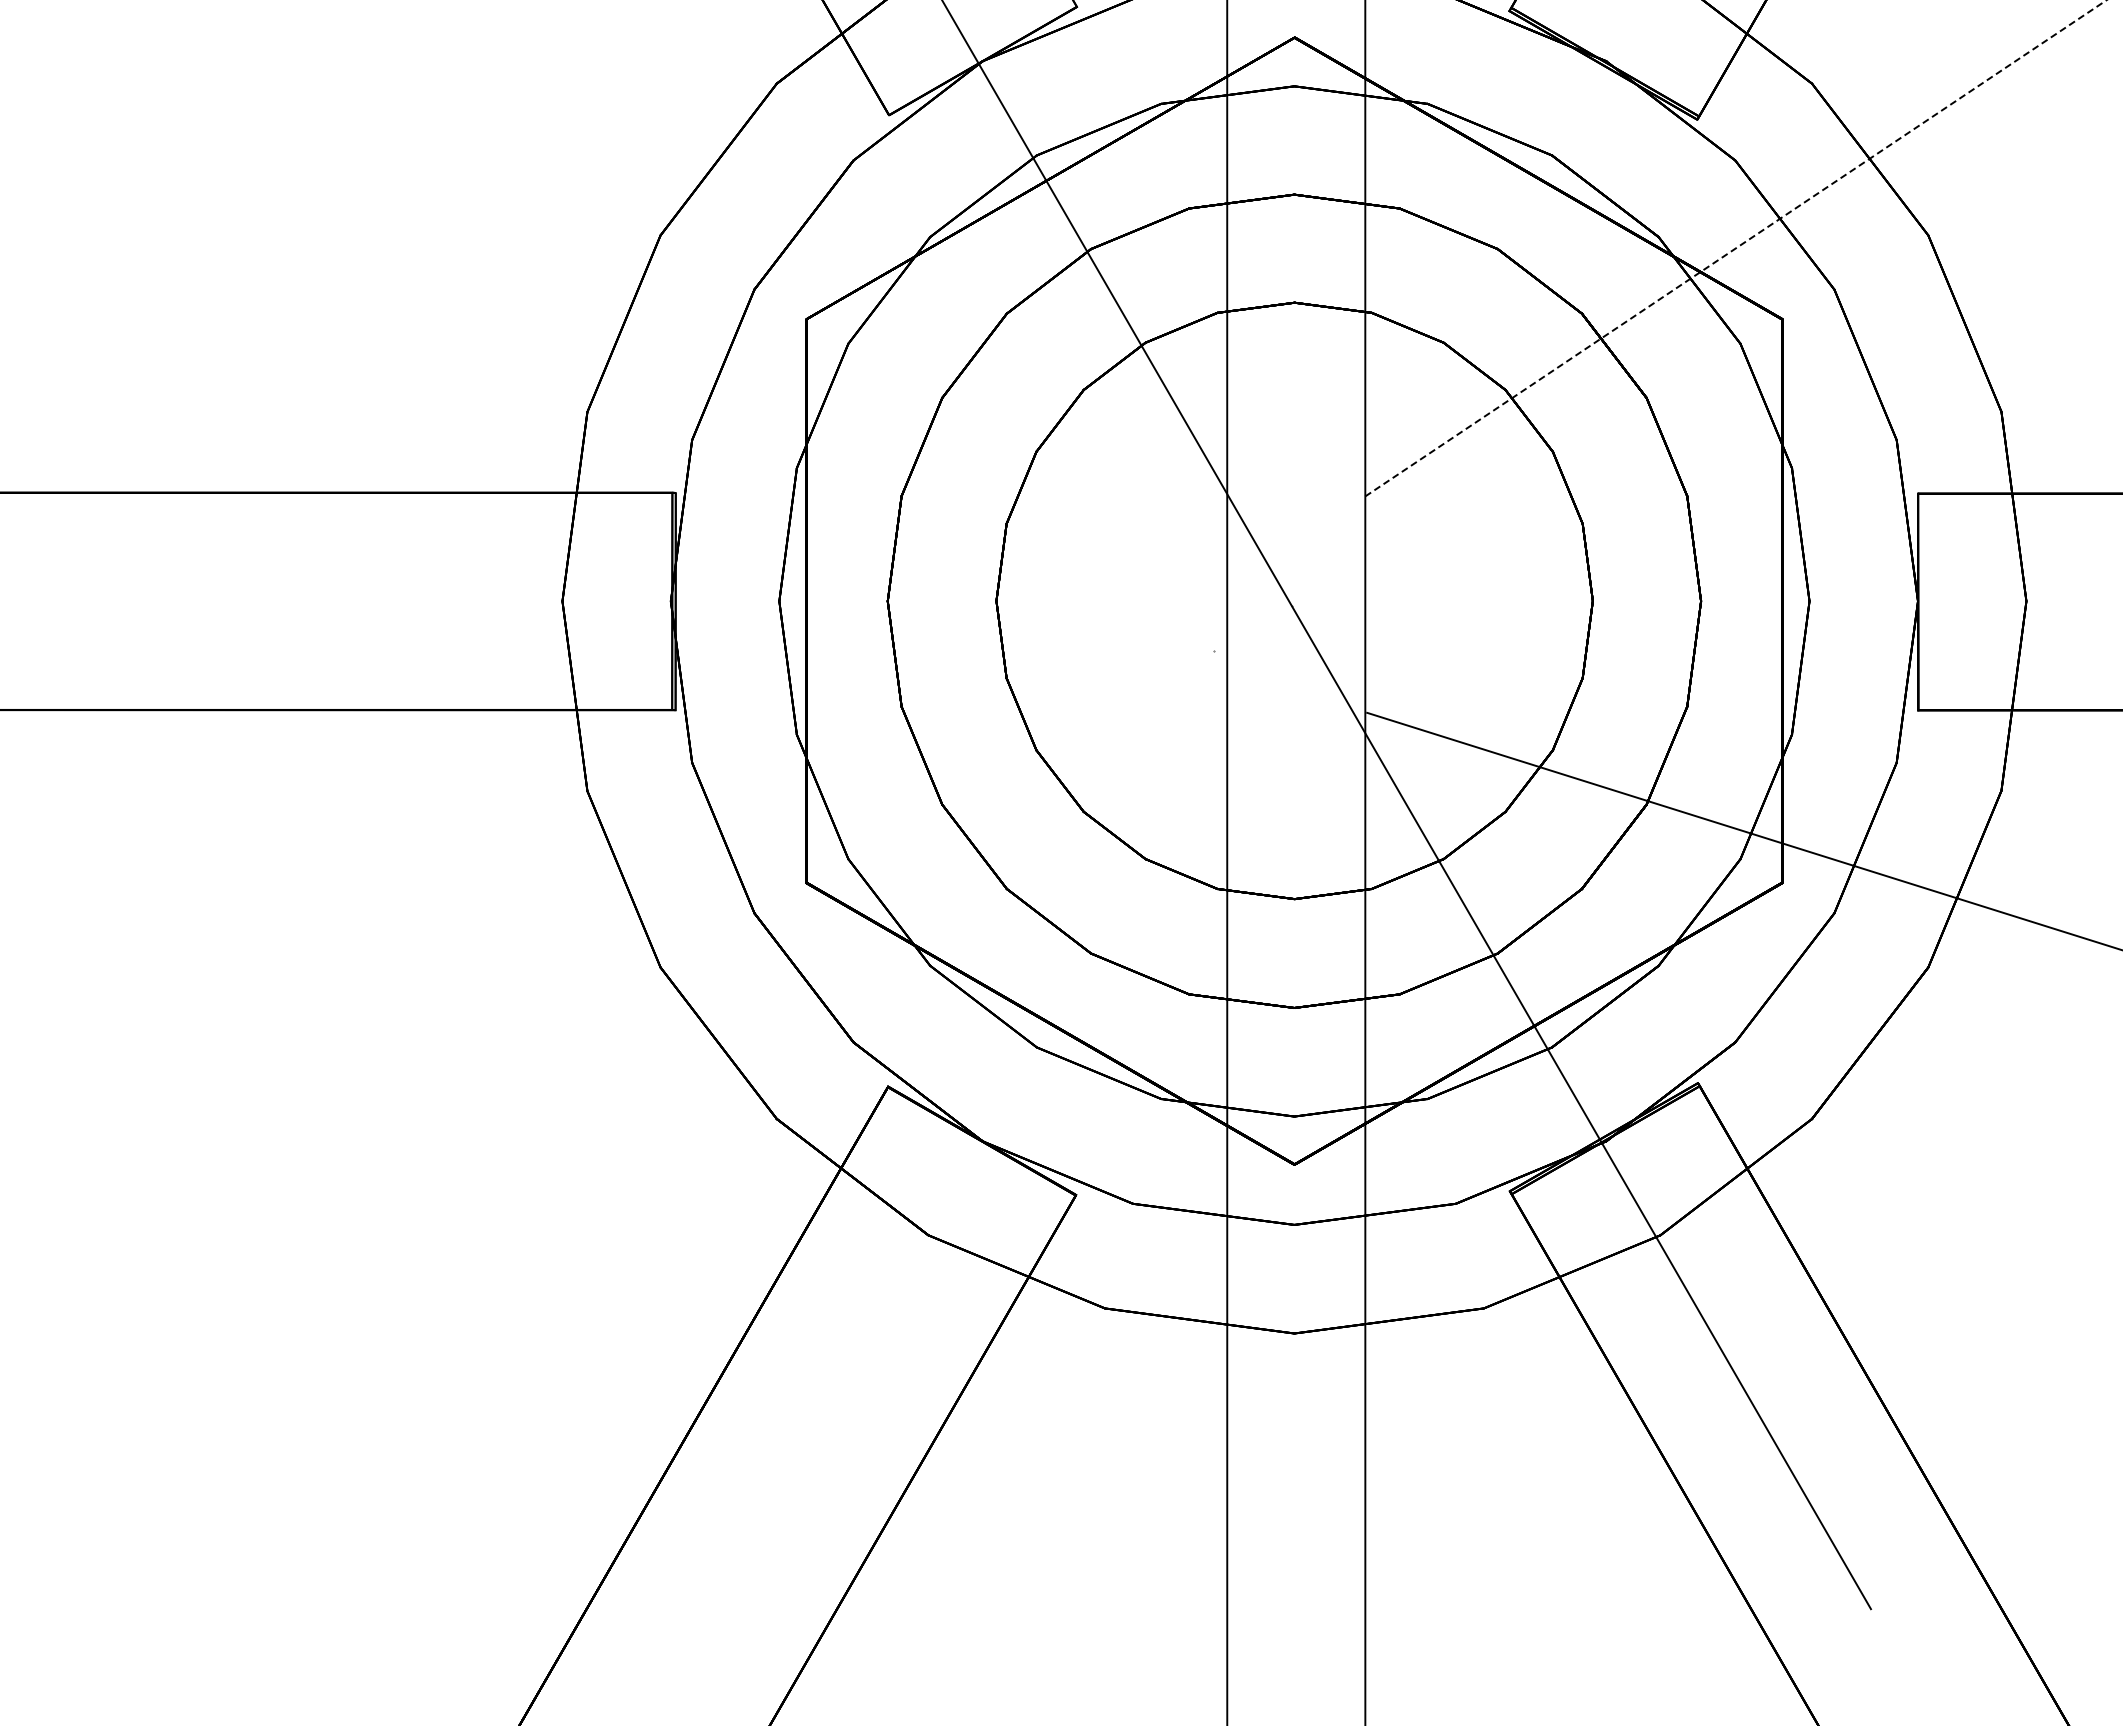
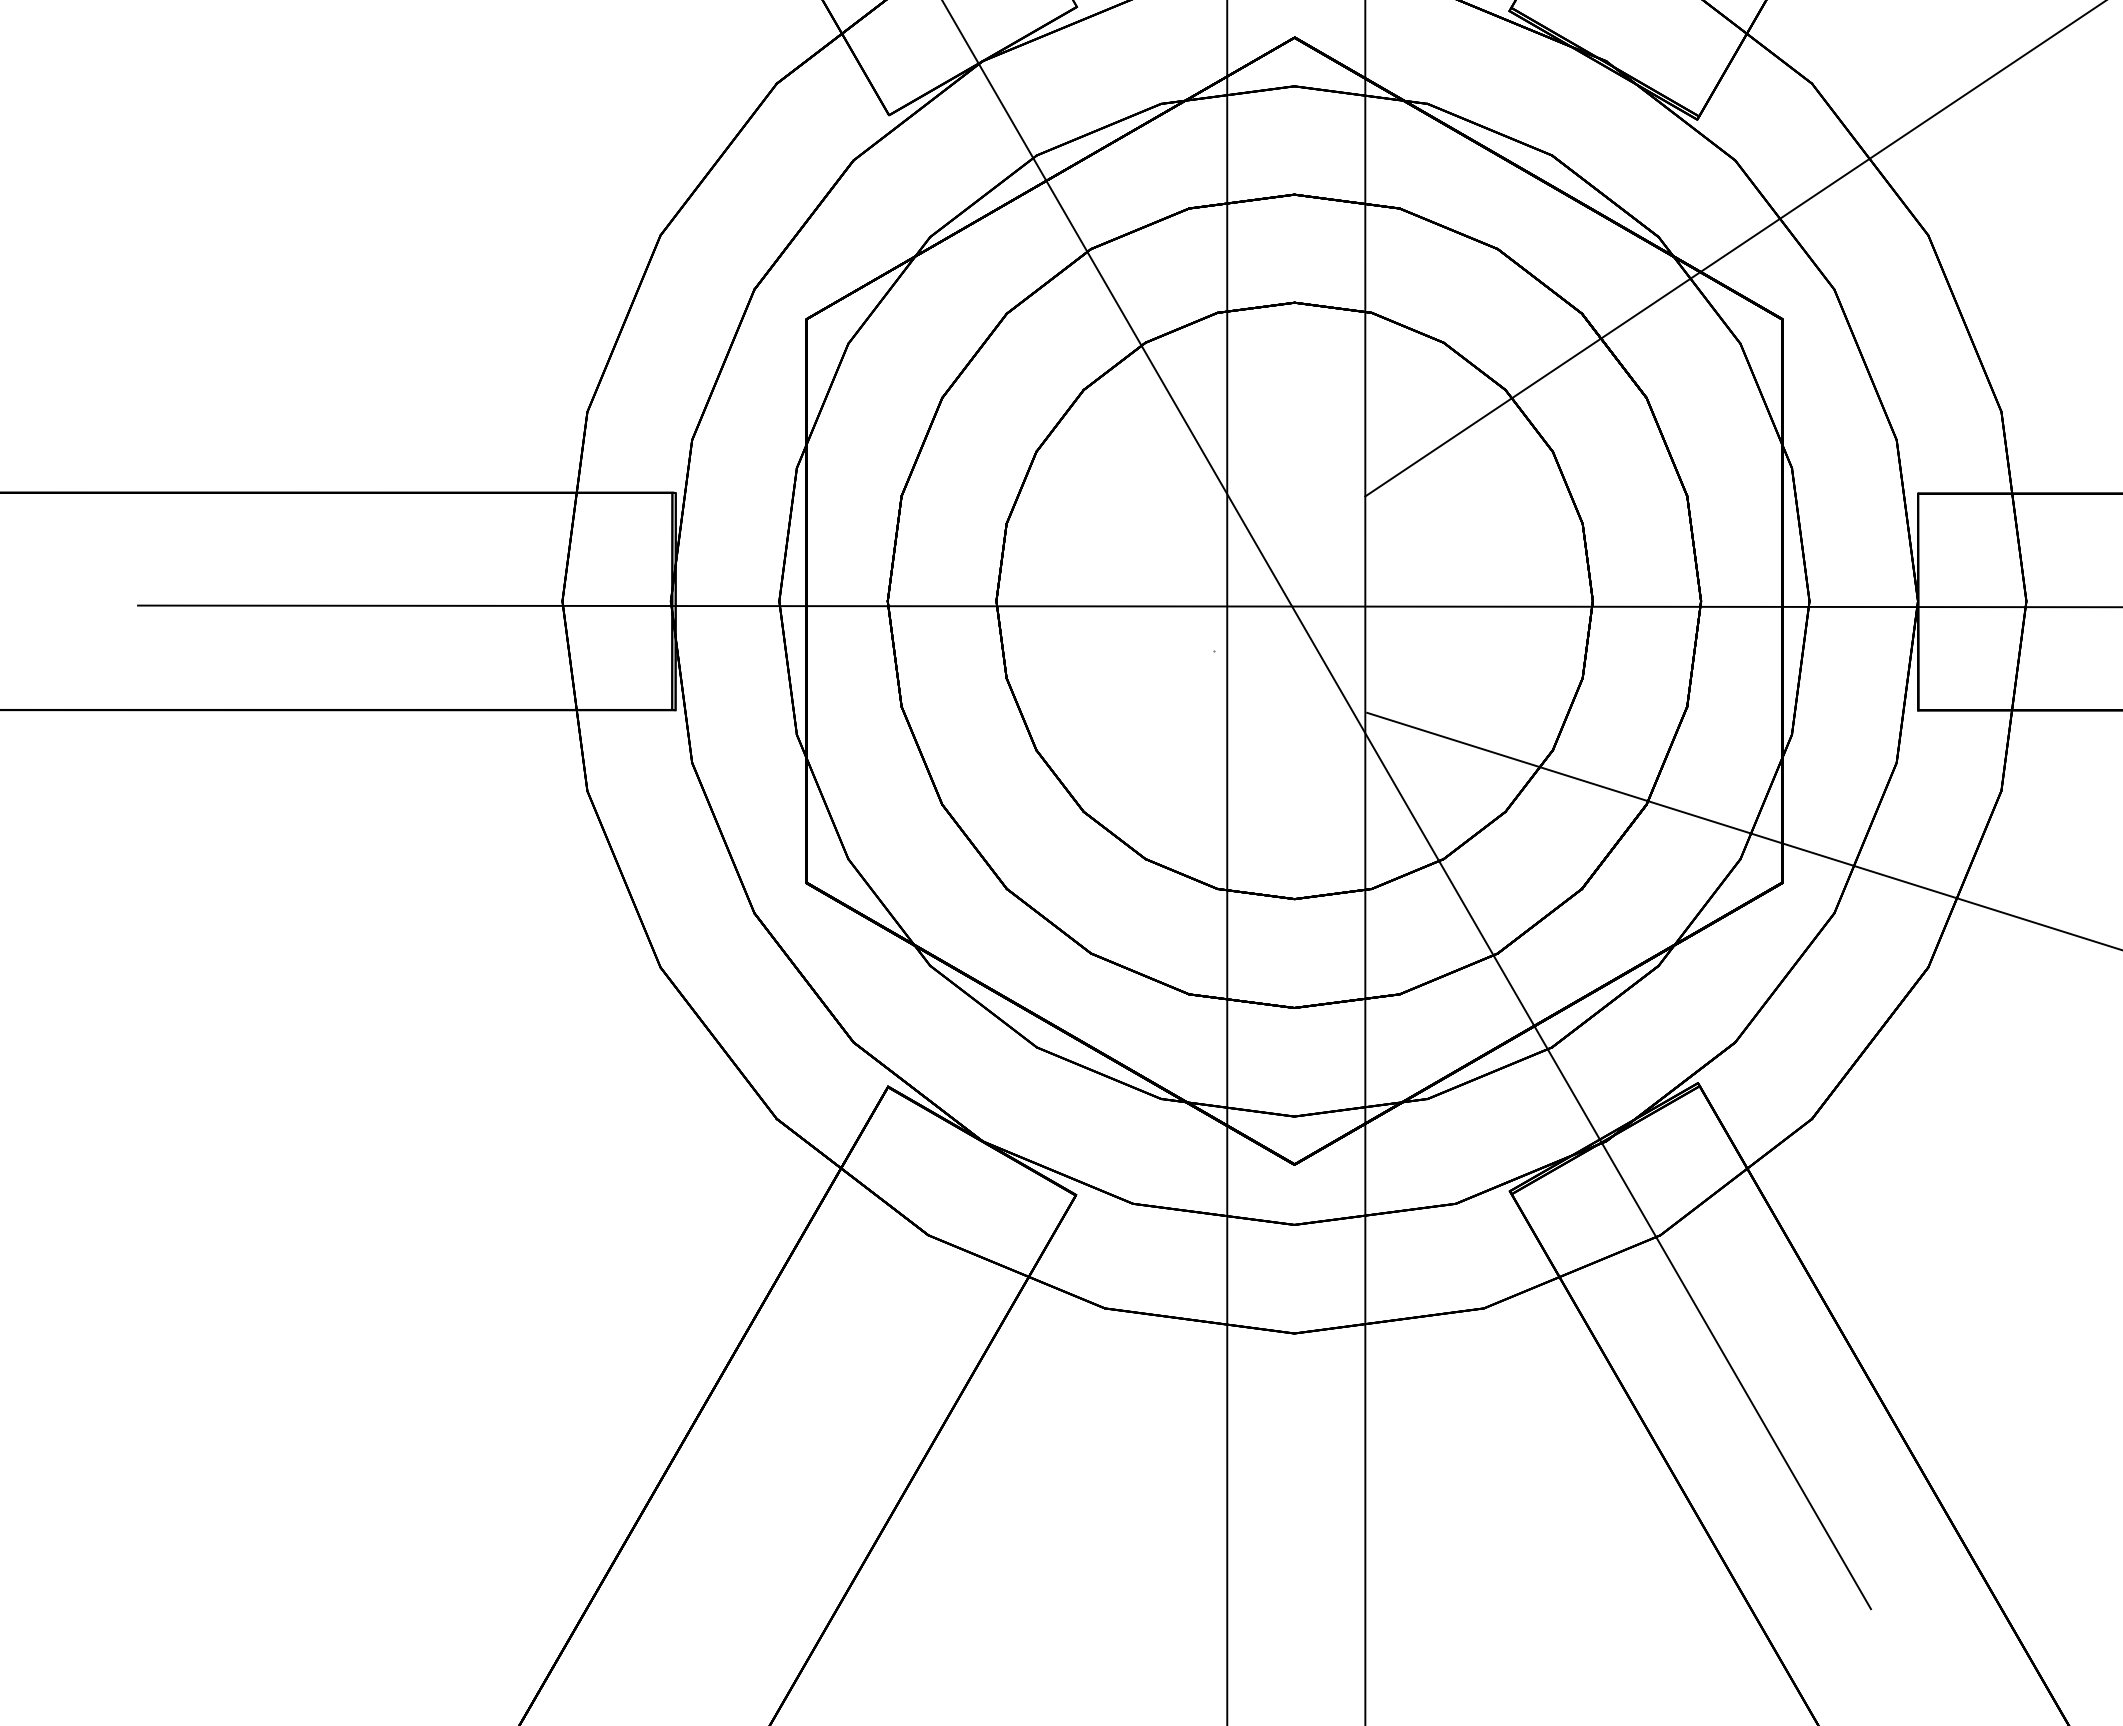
line: dashed -> solid (1735, 248)
line: none -> present (1128, 606)
